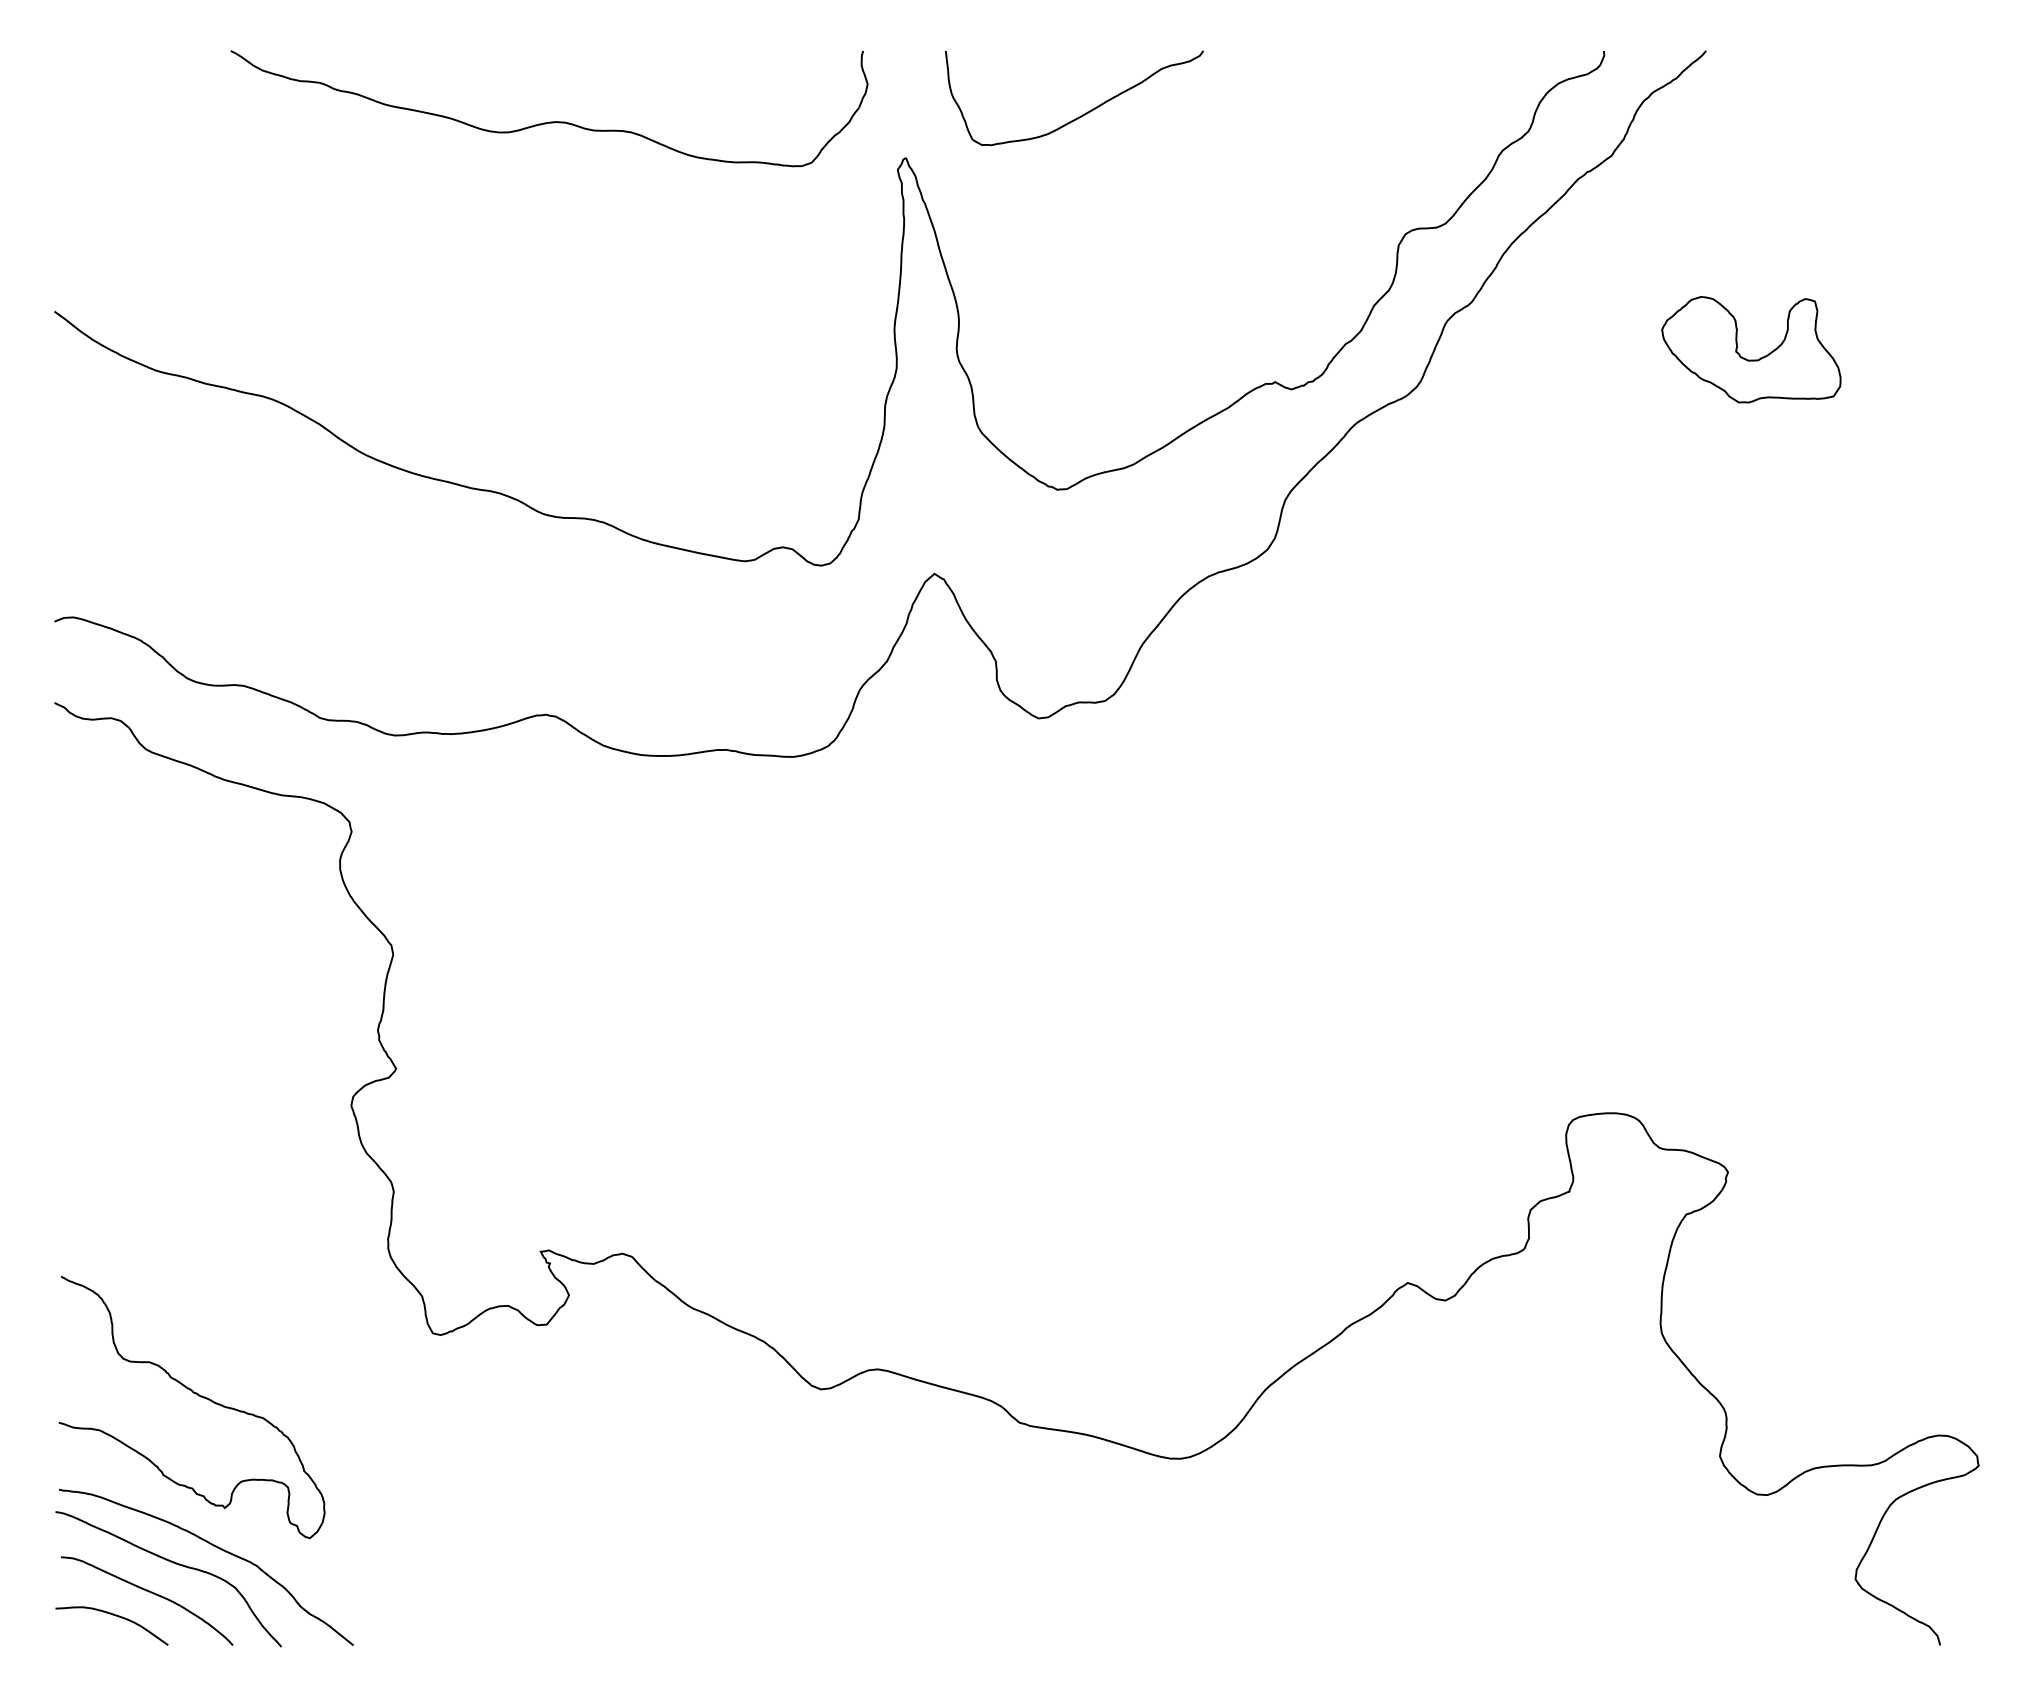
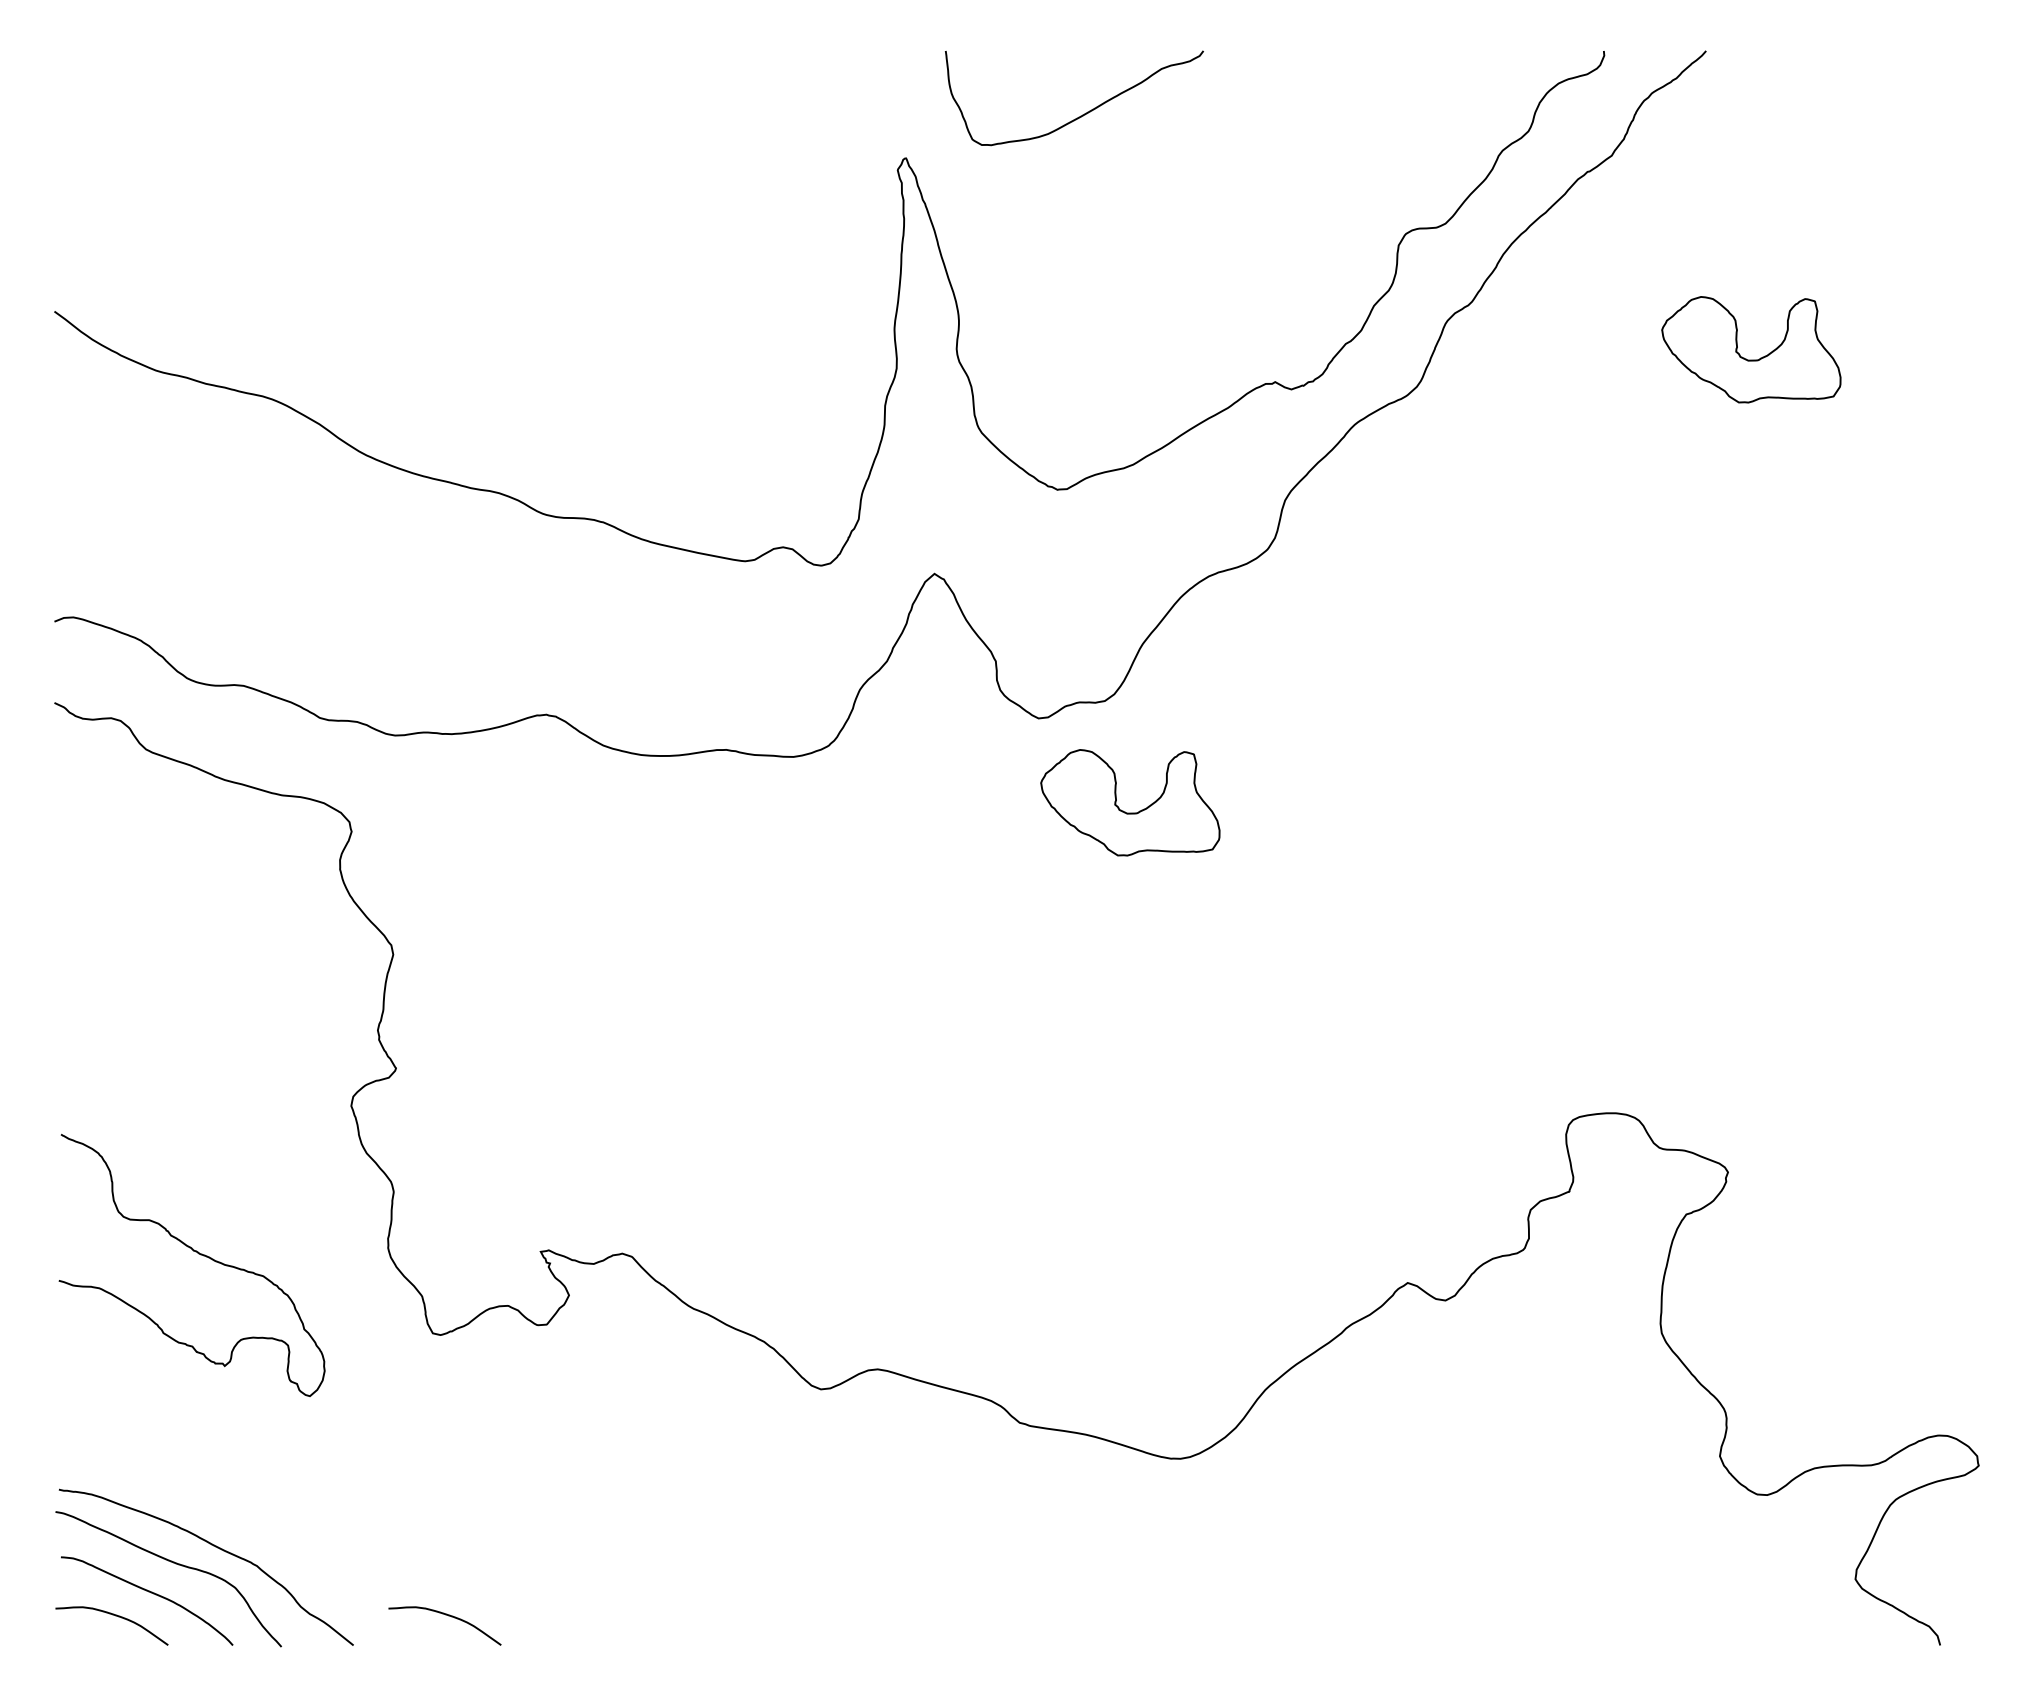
curve: present -> none (549, 121)
part: none -> present (1130, 812)
curve position: (198, 1396) -> (198, 1254) (198, 1254)
curve: none -> present (448, 1616)
